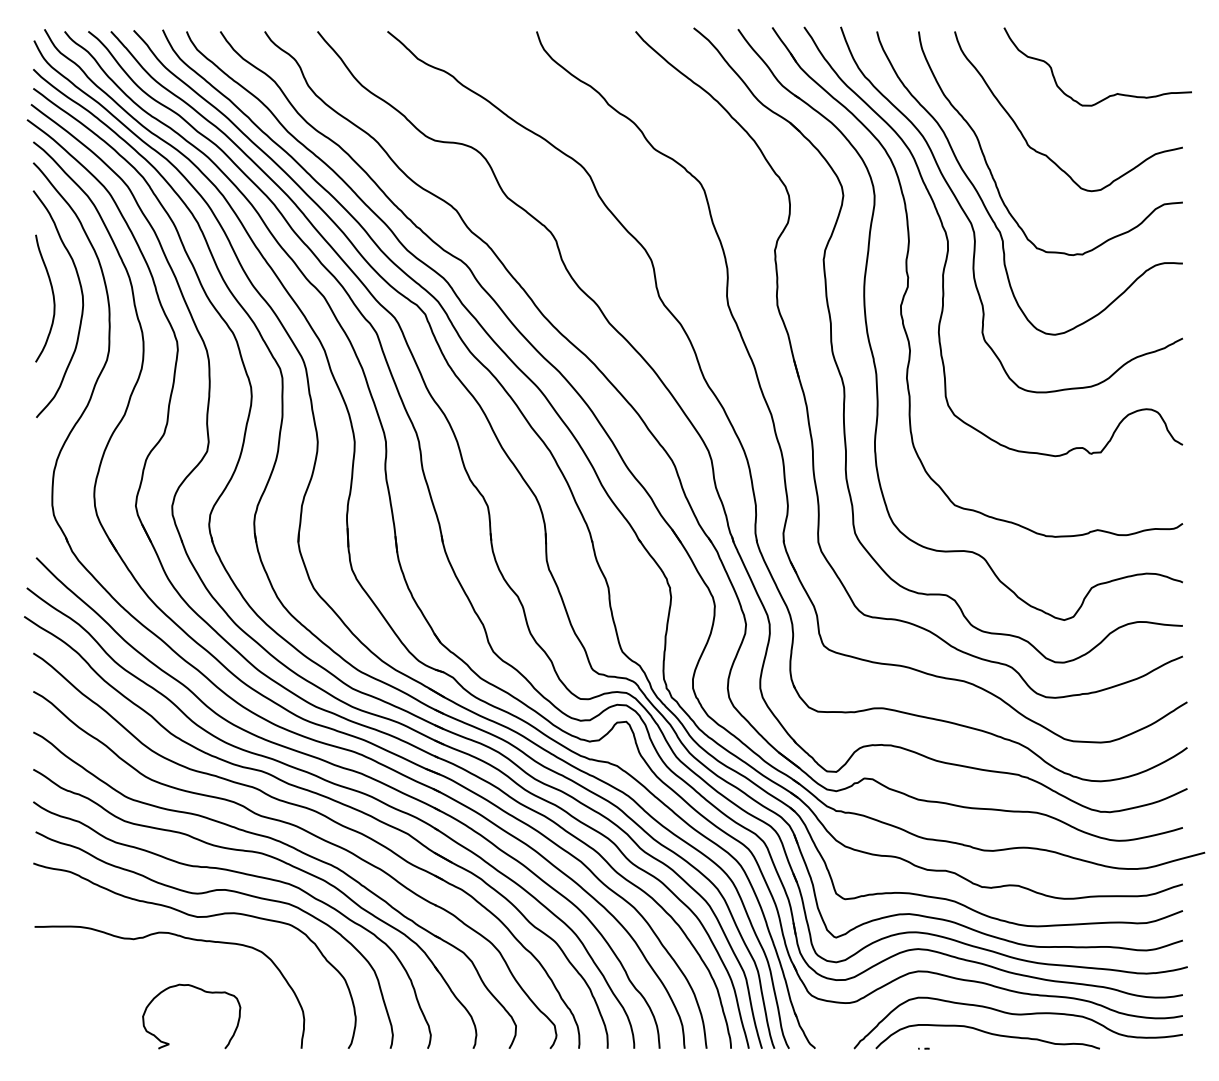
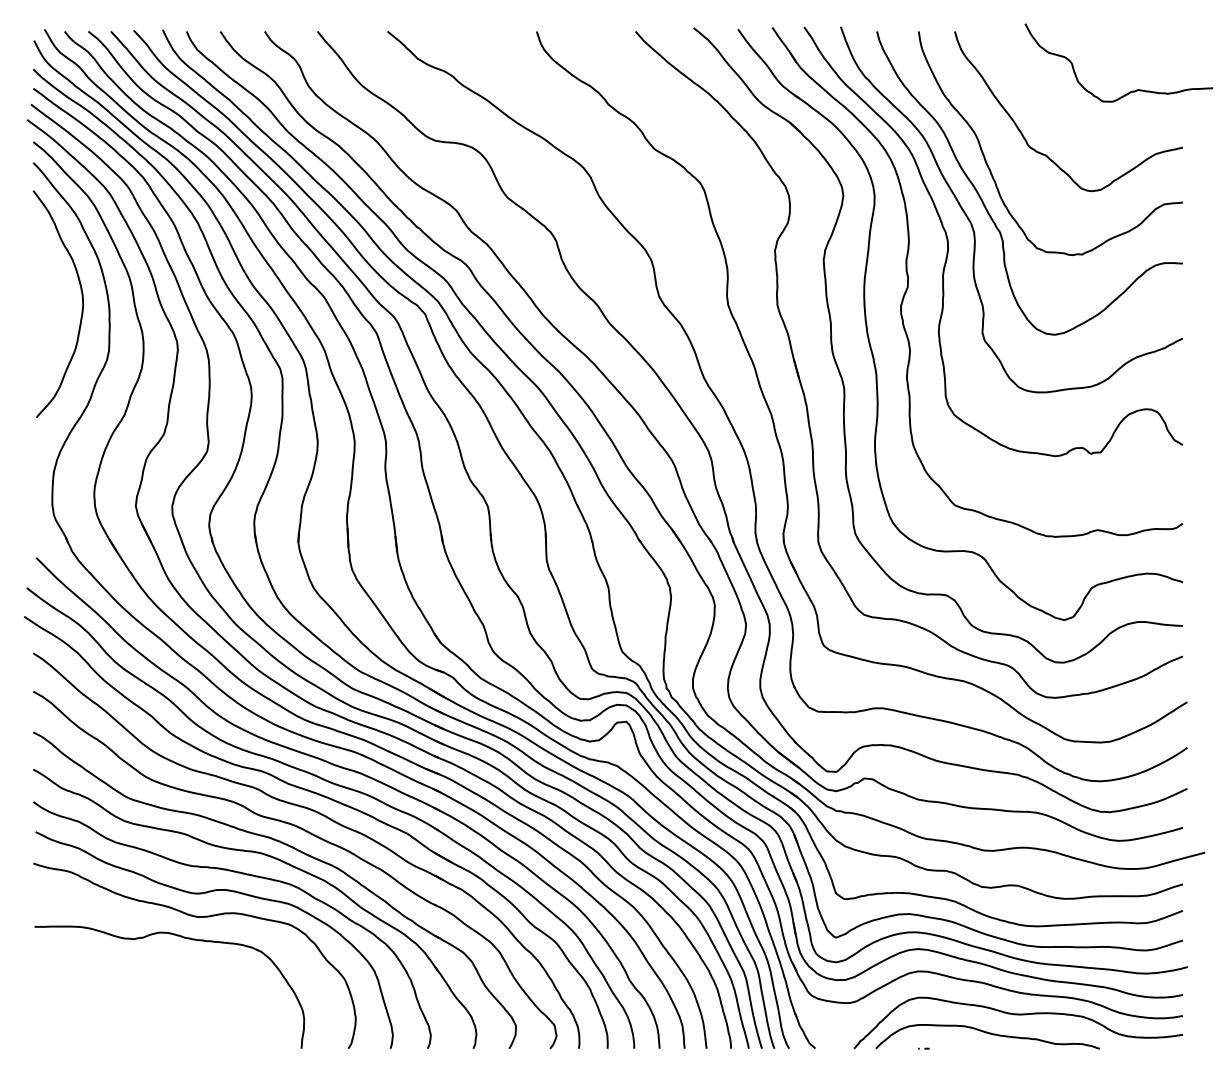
curve position: (1108, 95) -> (1129, 91) (1129, 91)
curve: present -> none (52, 296)
curve: present -> none (204, 992)
